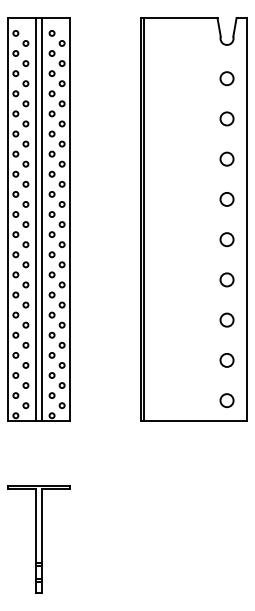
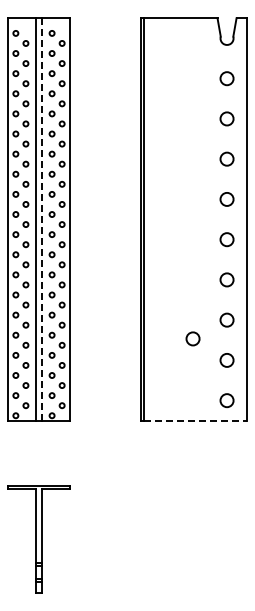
line: solid -> dashed (42, 220)
circle: none -> present (192, 338)
line: solid -> dashed (195, 420)
